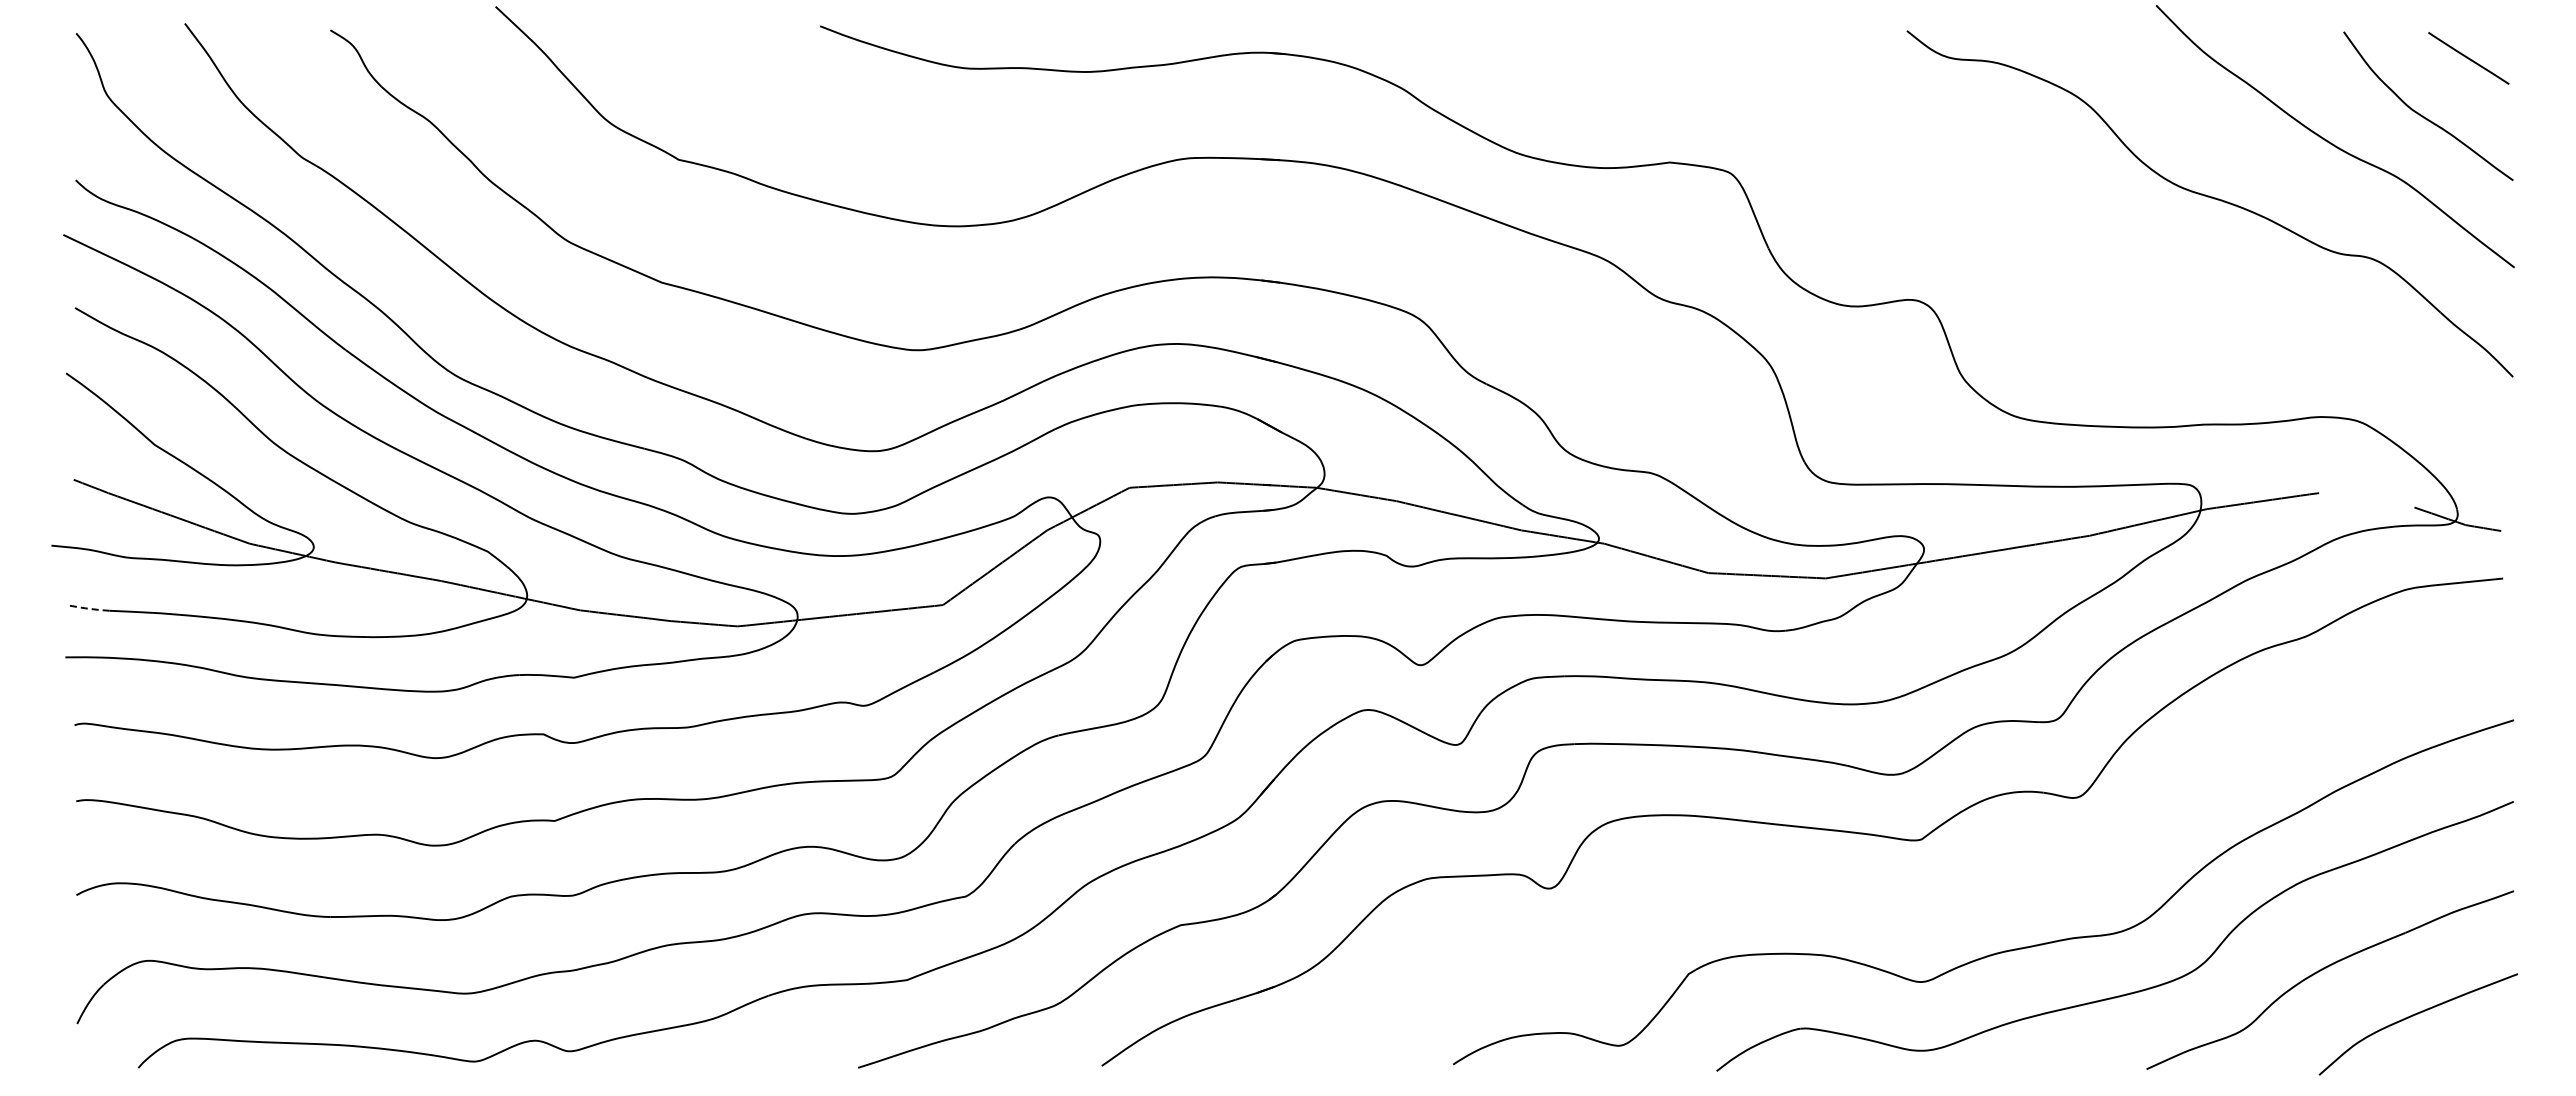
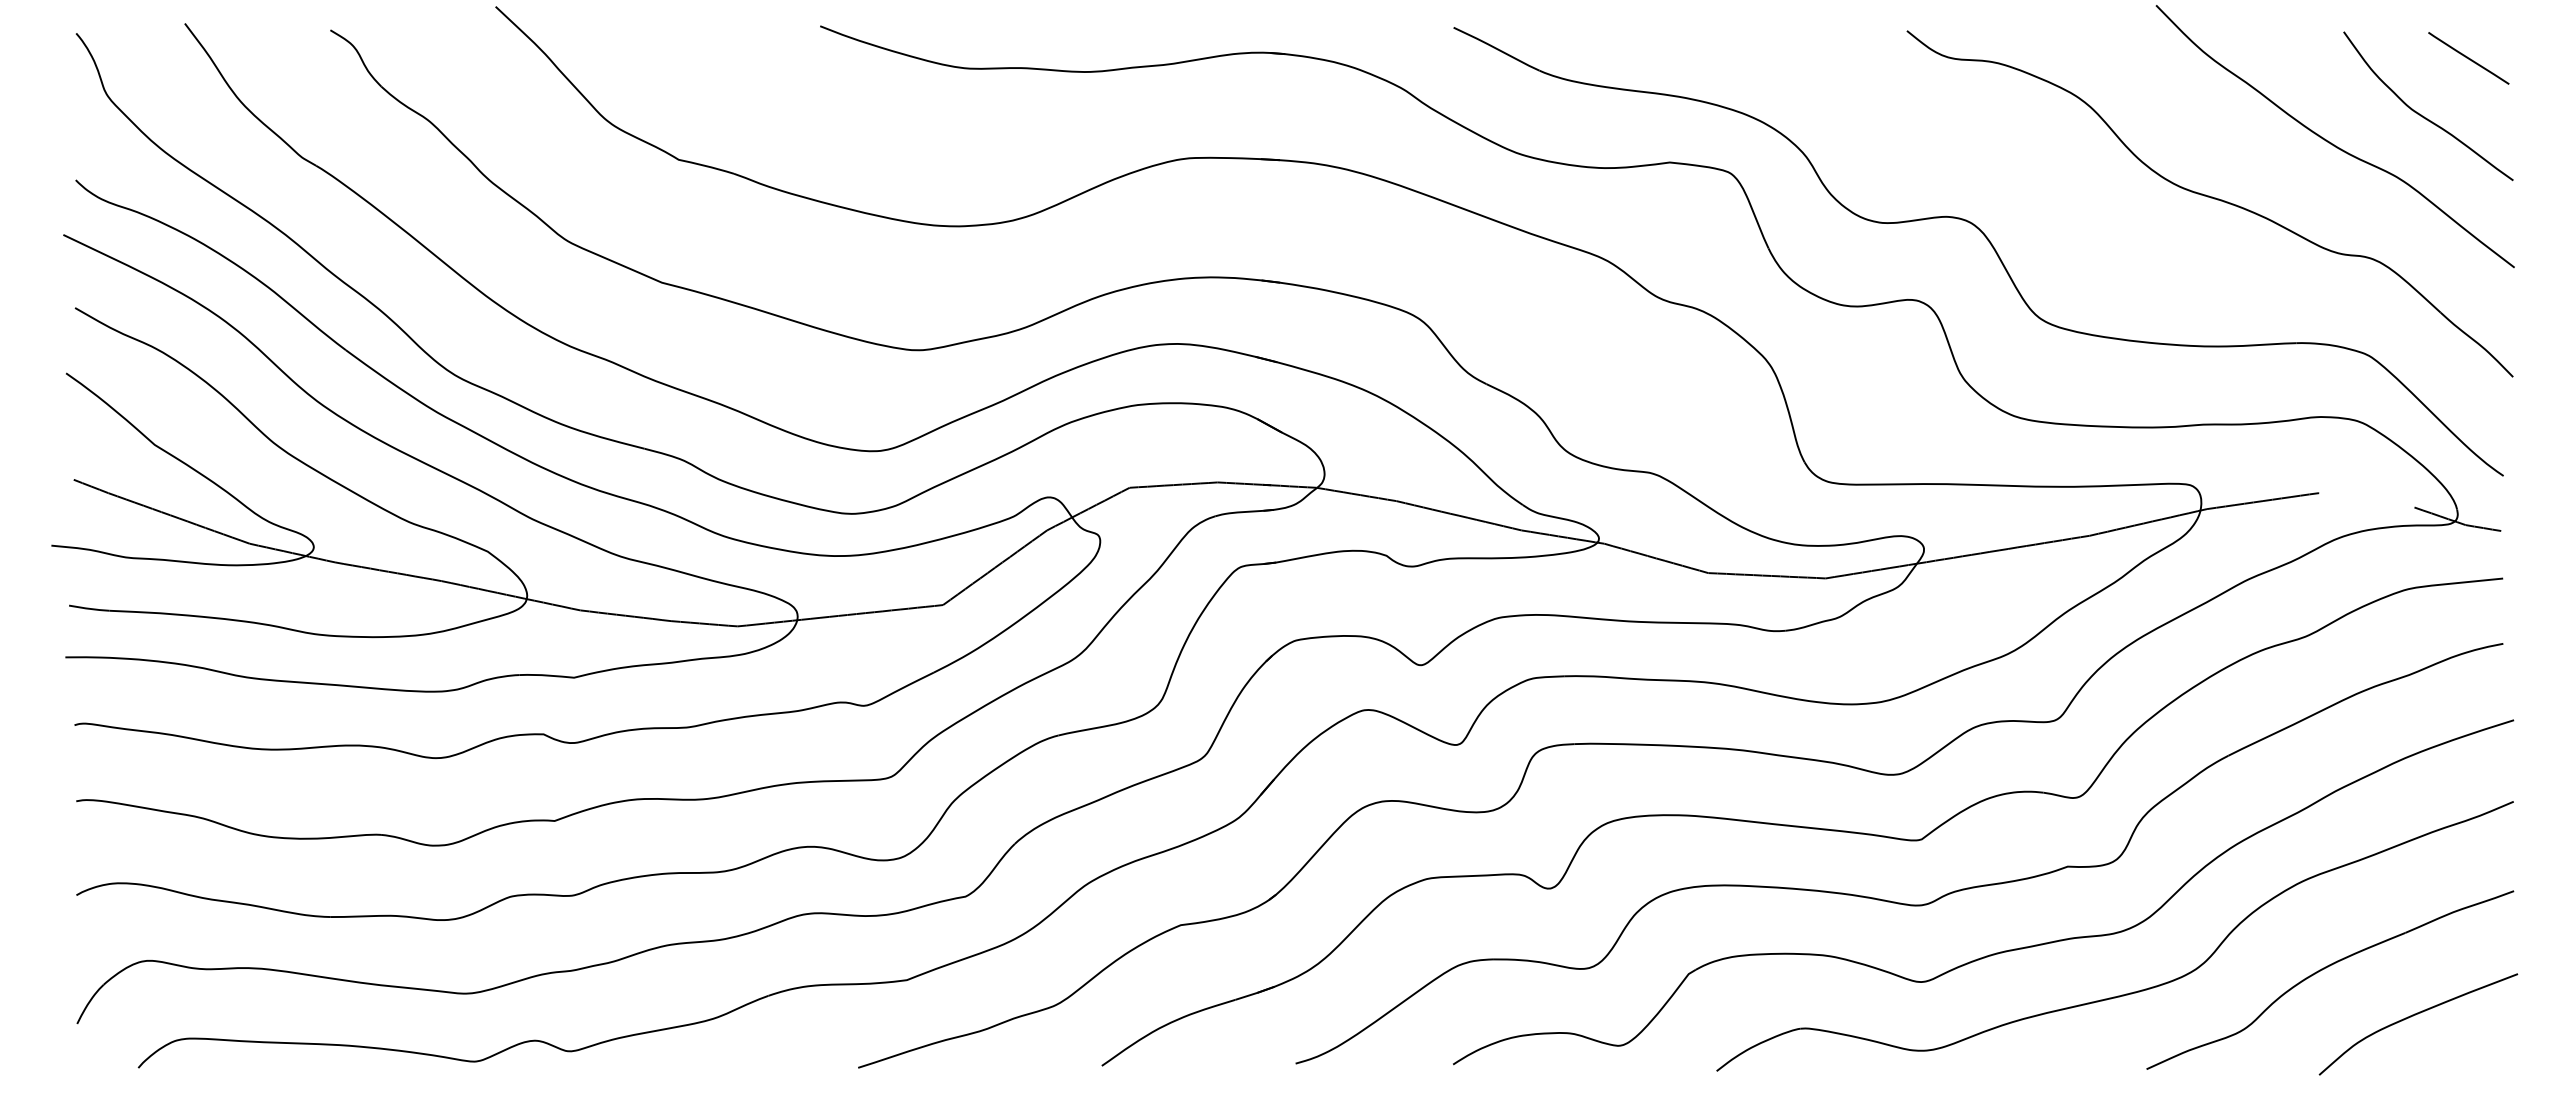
part: none -> present (1989, 243)
line: dashed -> solid (89, 608)
part: none -> present (1890, 900)
